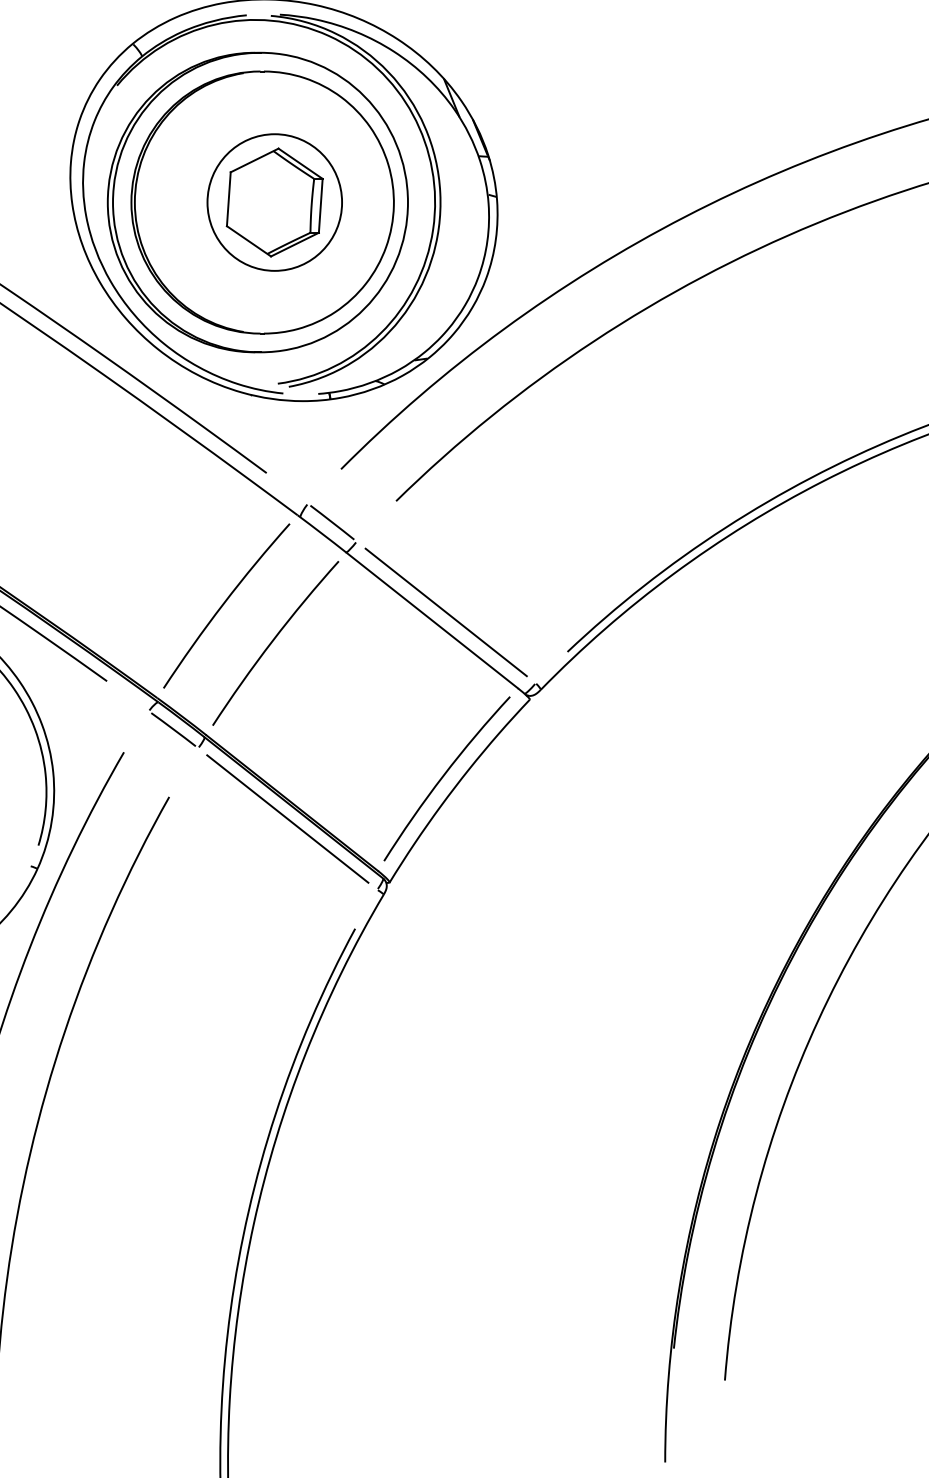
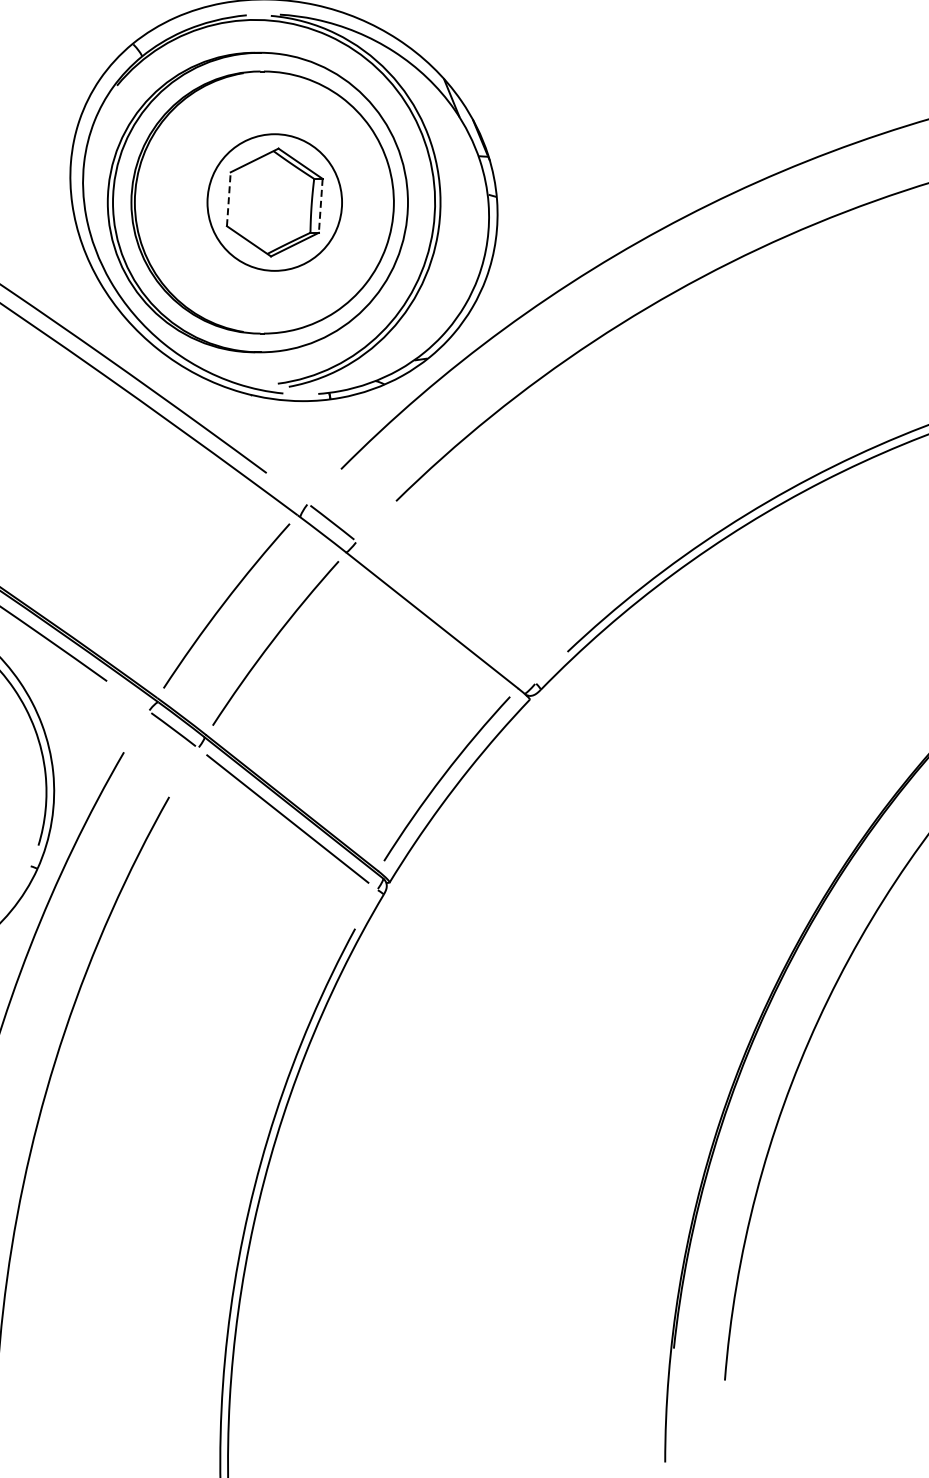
line: solid -> dashed (228, 198)
line: solid -> dashed (320, 206)
line: present -> none (445, 612)
